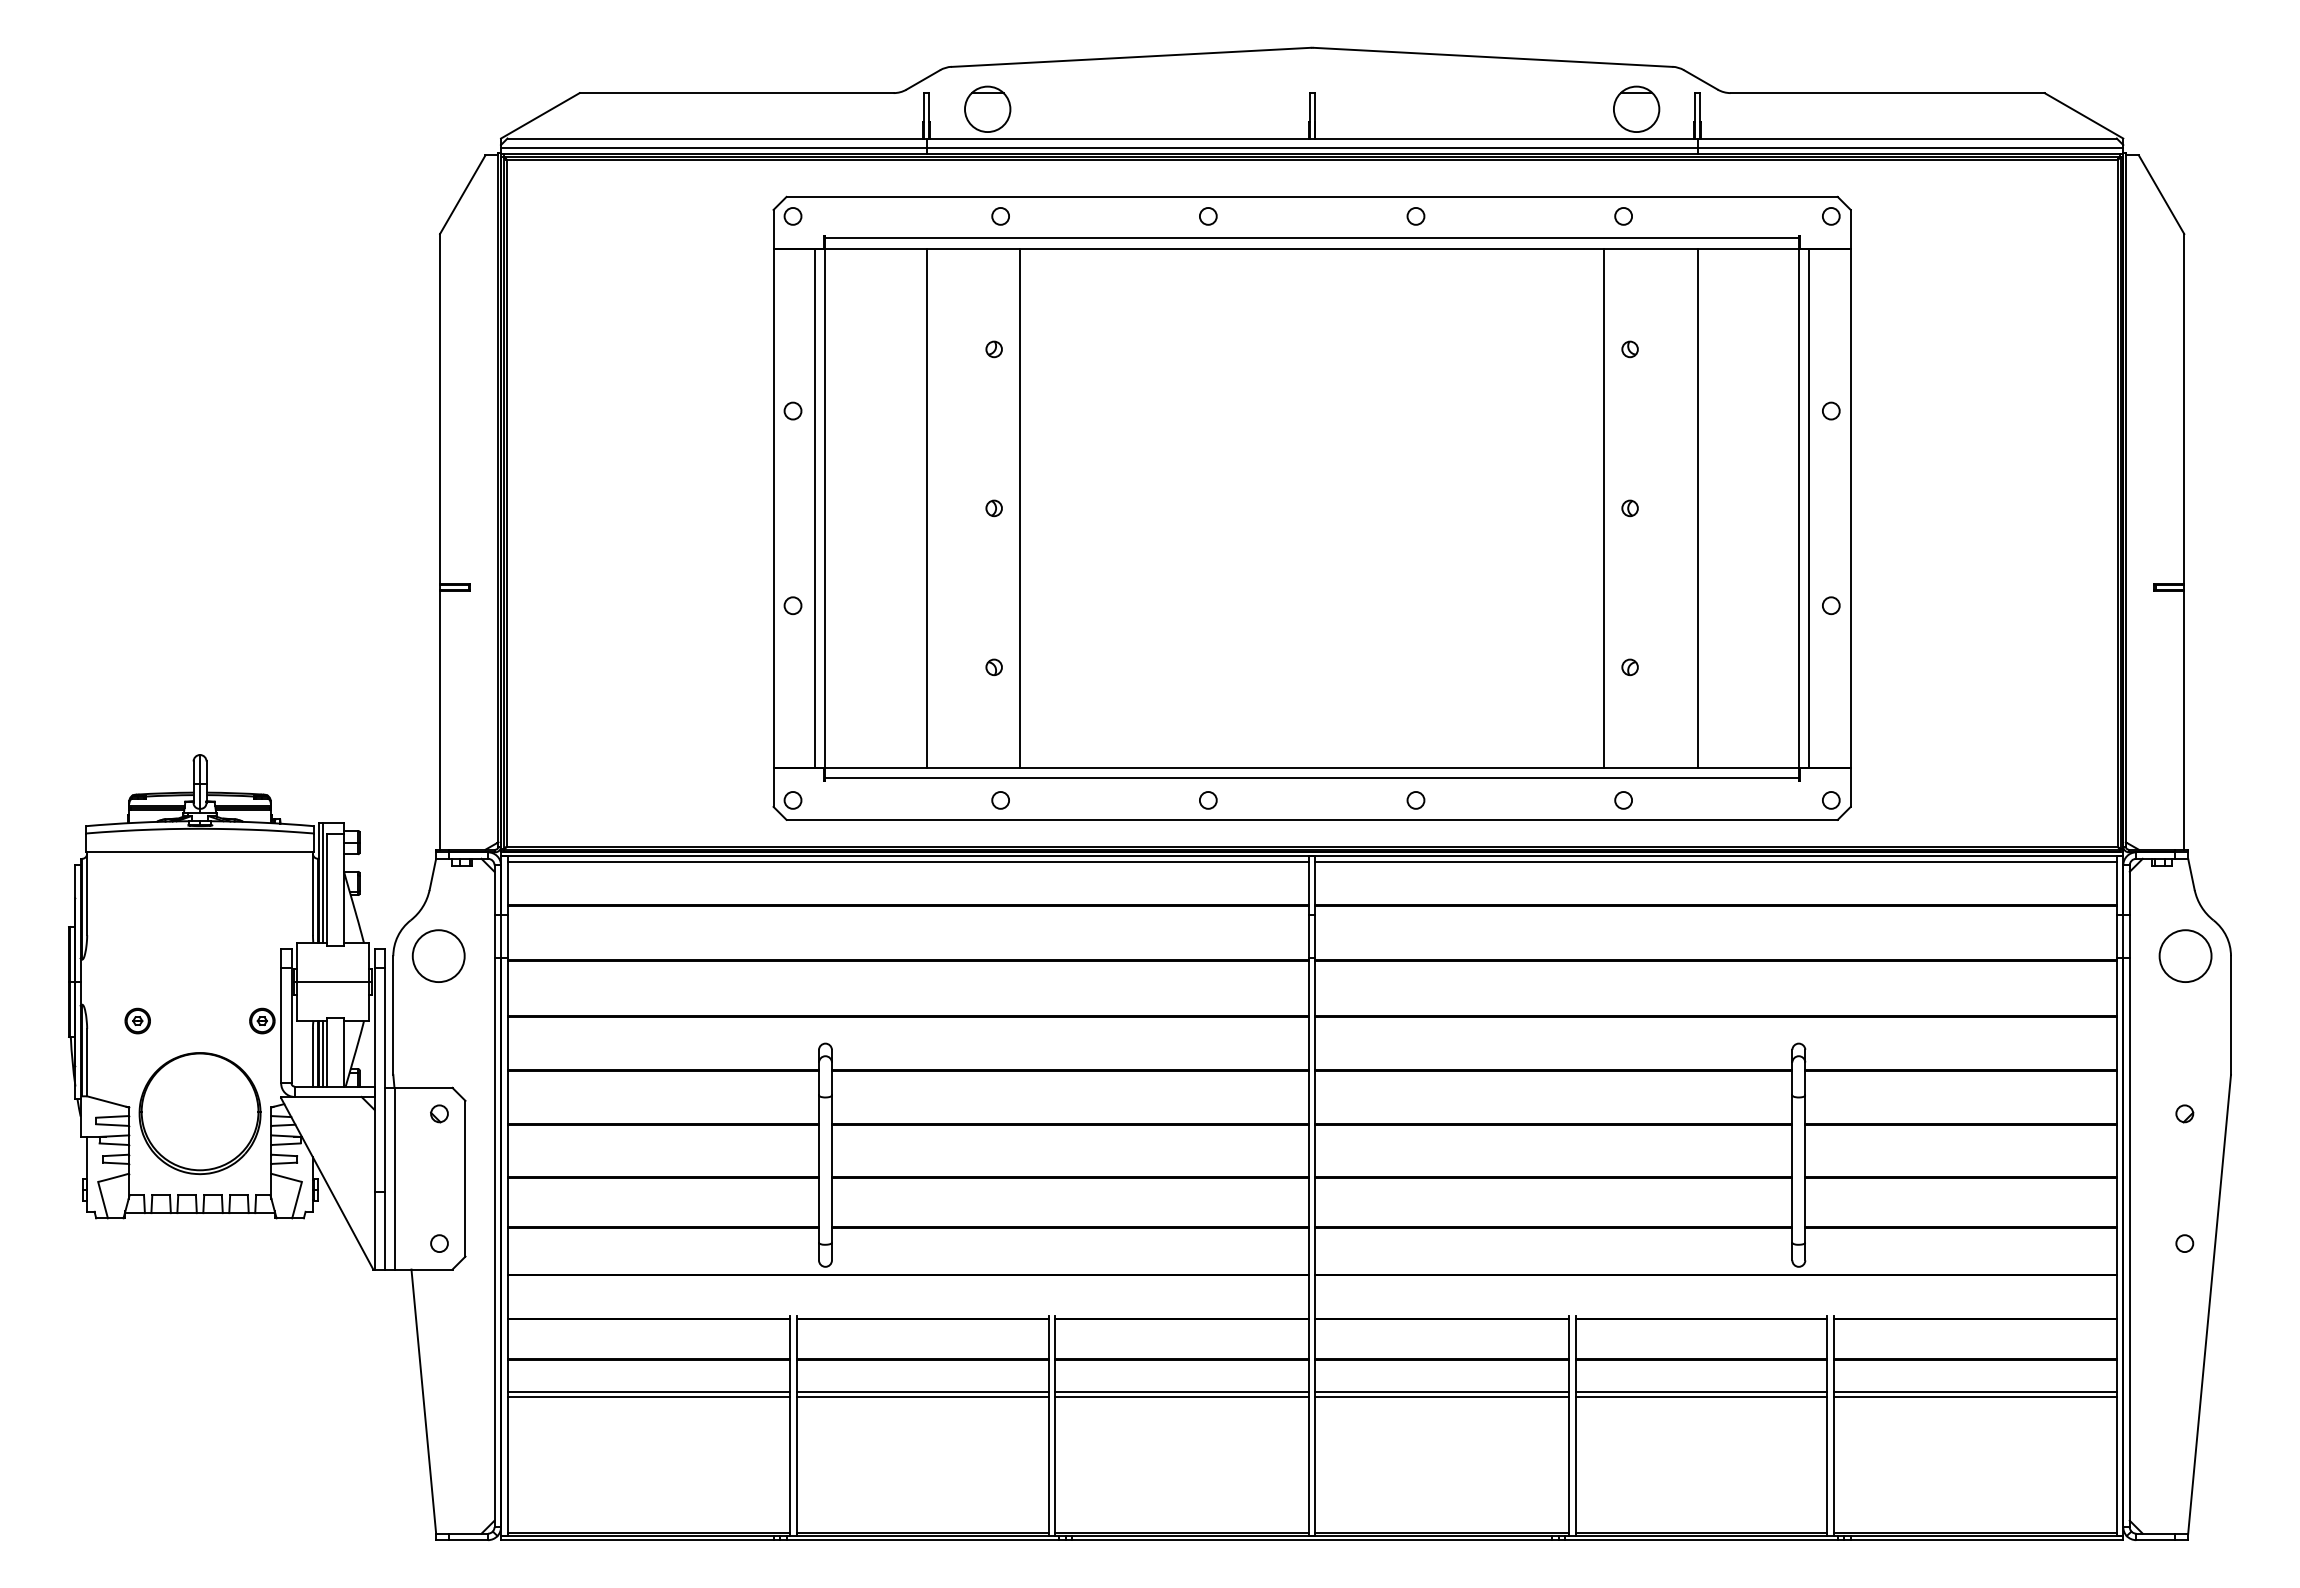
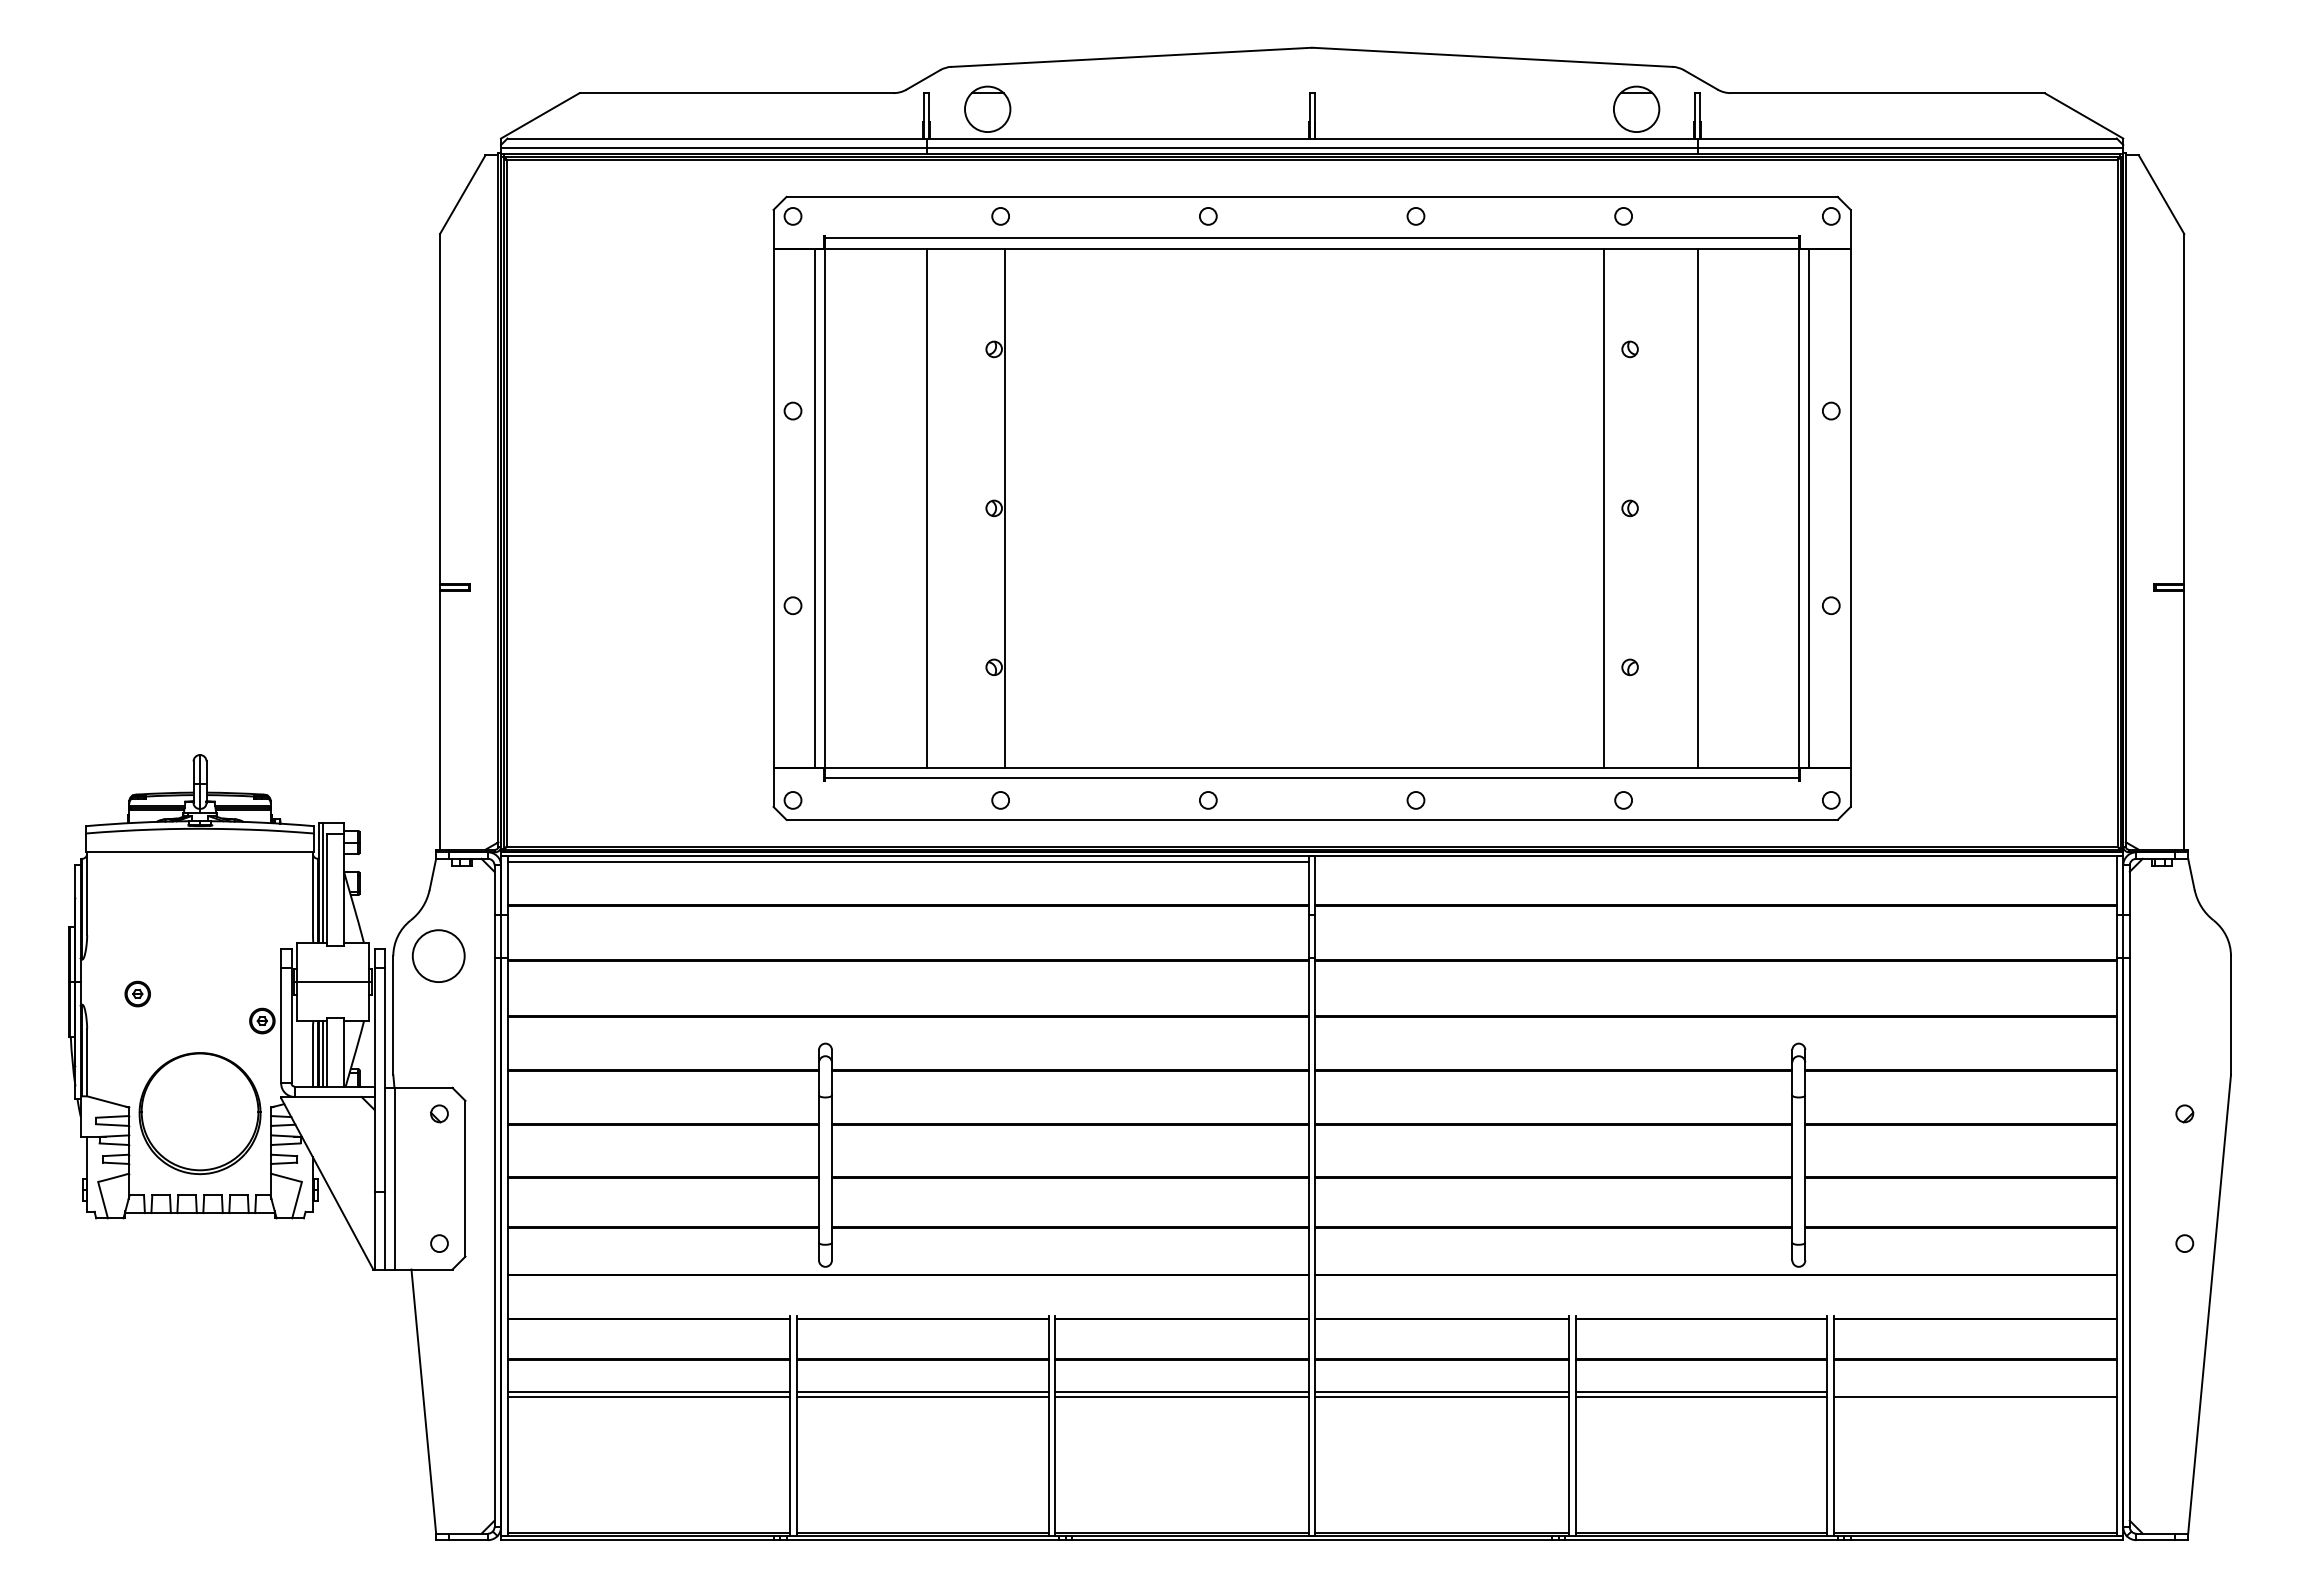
line position: (1020, 507) -> (1005, 507) (1005, 507)
line: present -> none (1715, 861)
circle: present -> none (2185, 955)
part position: (137, 1020) -> (137, 993) (137, 993)
line: present -> none (1974, 1392)
